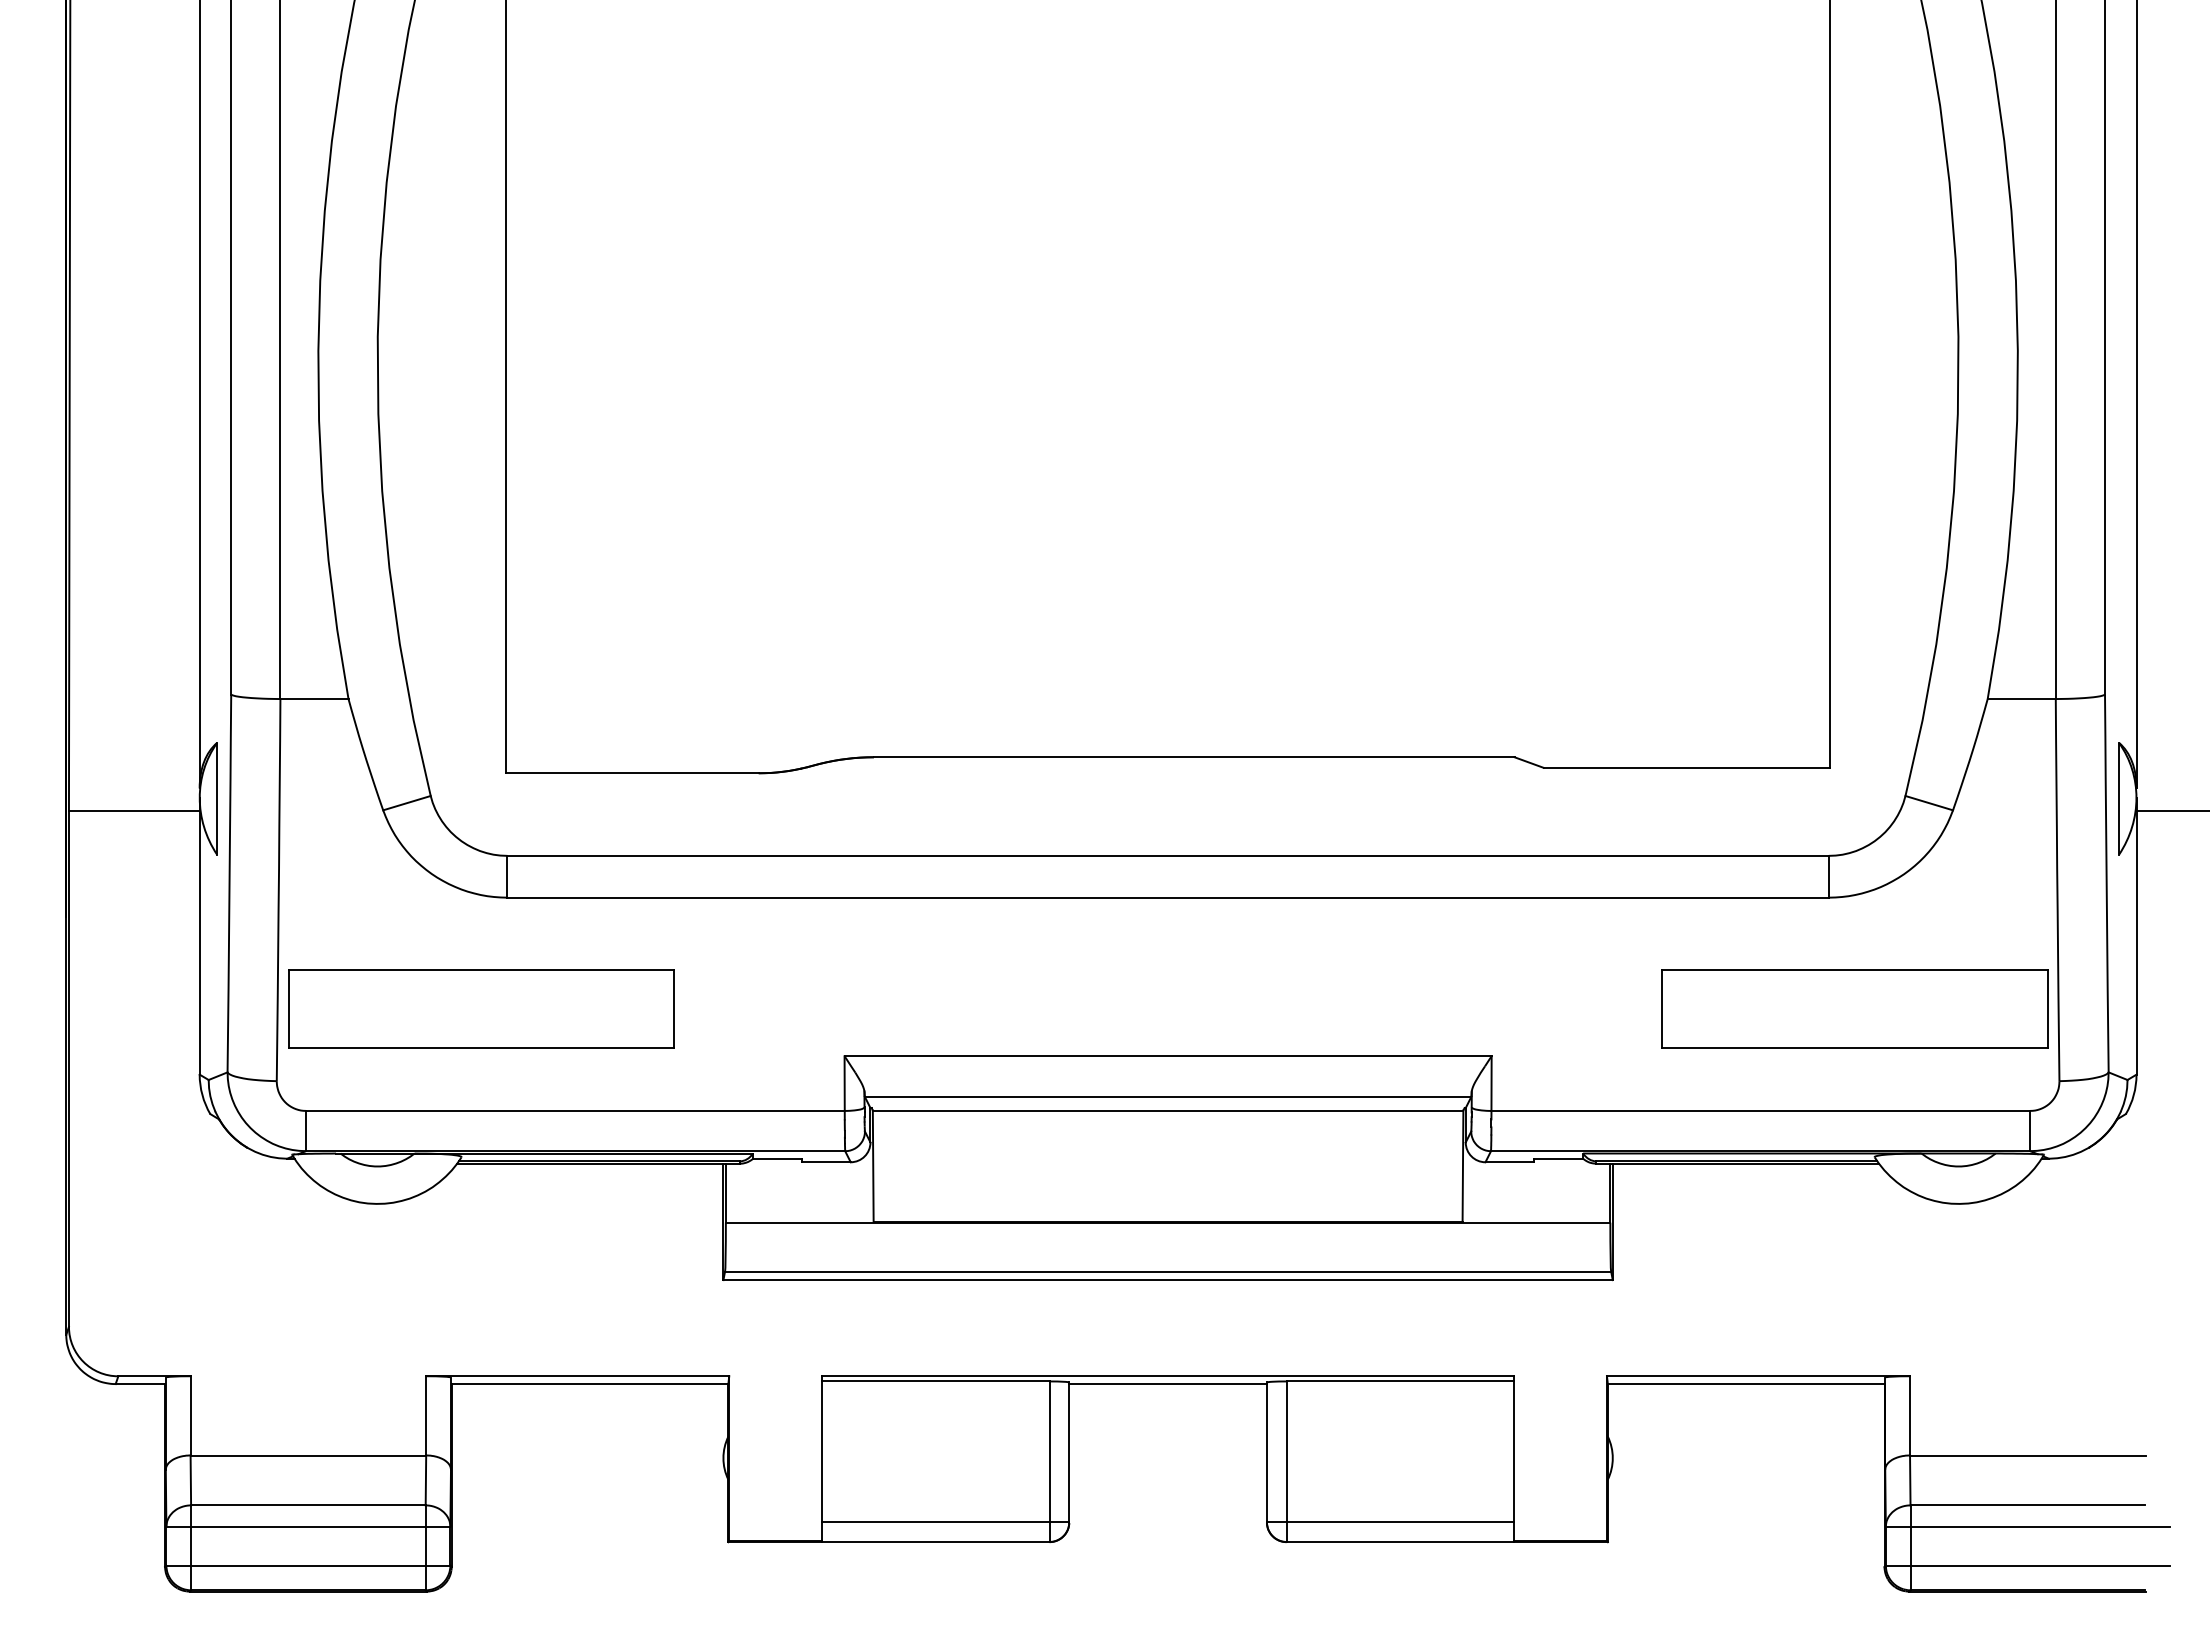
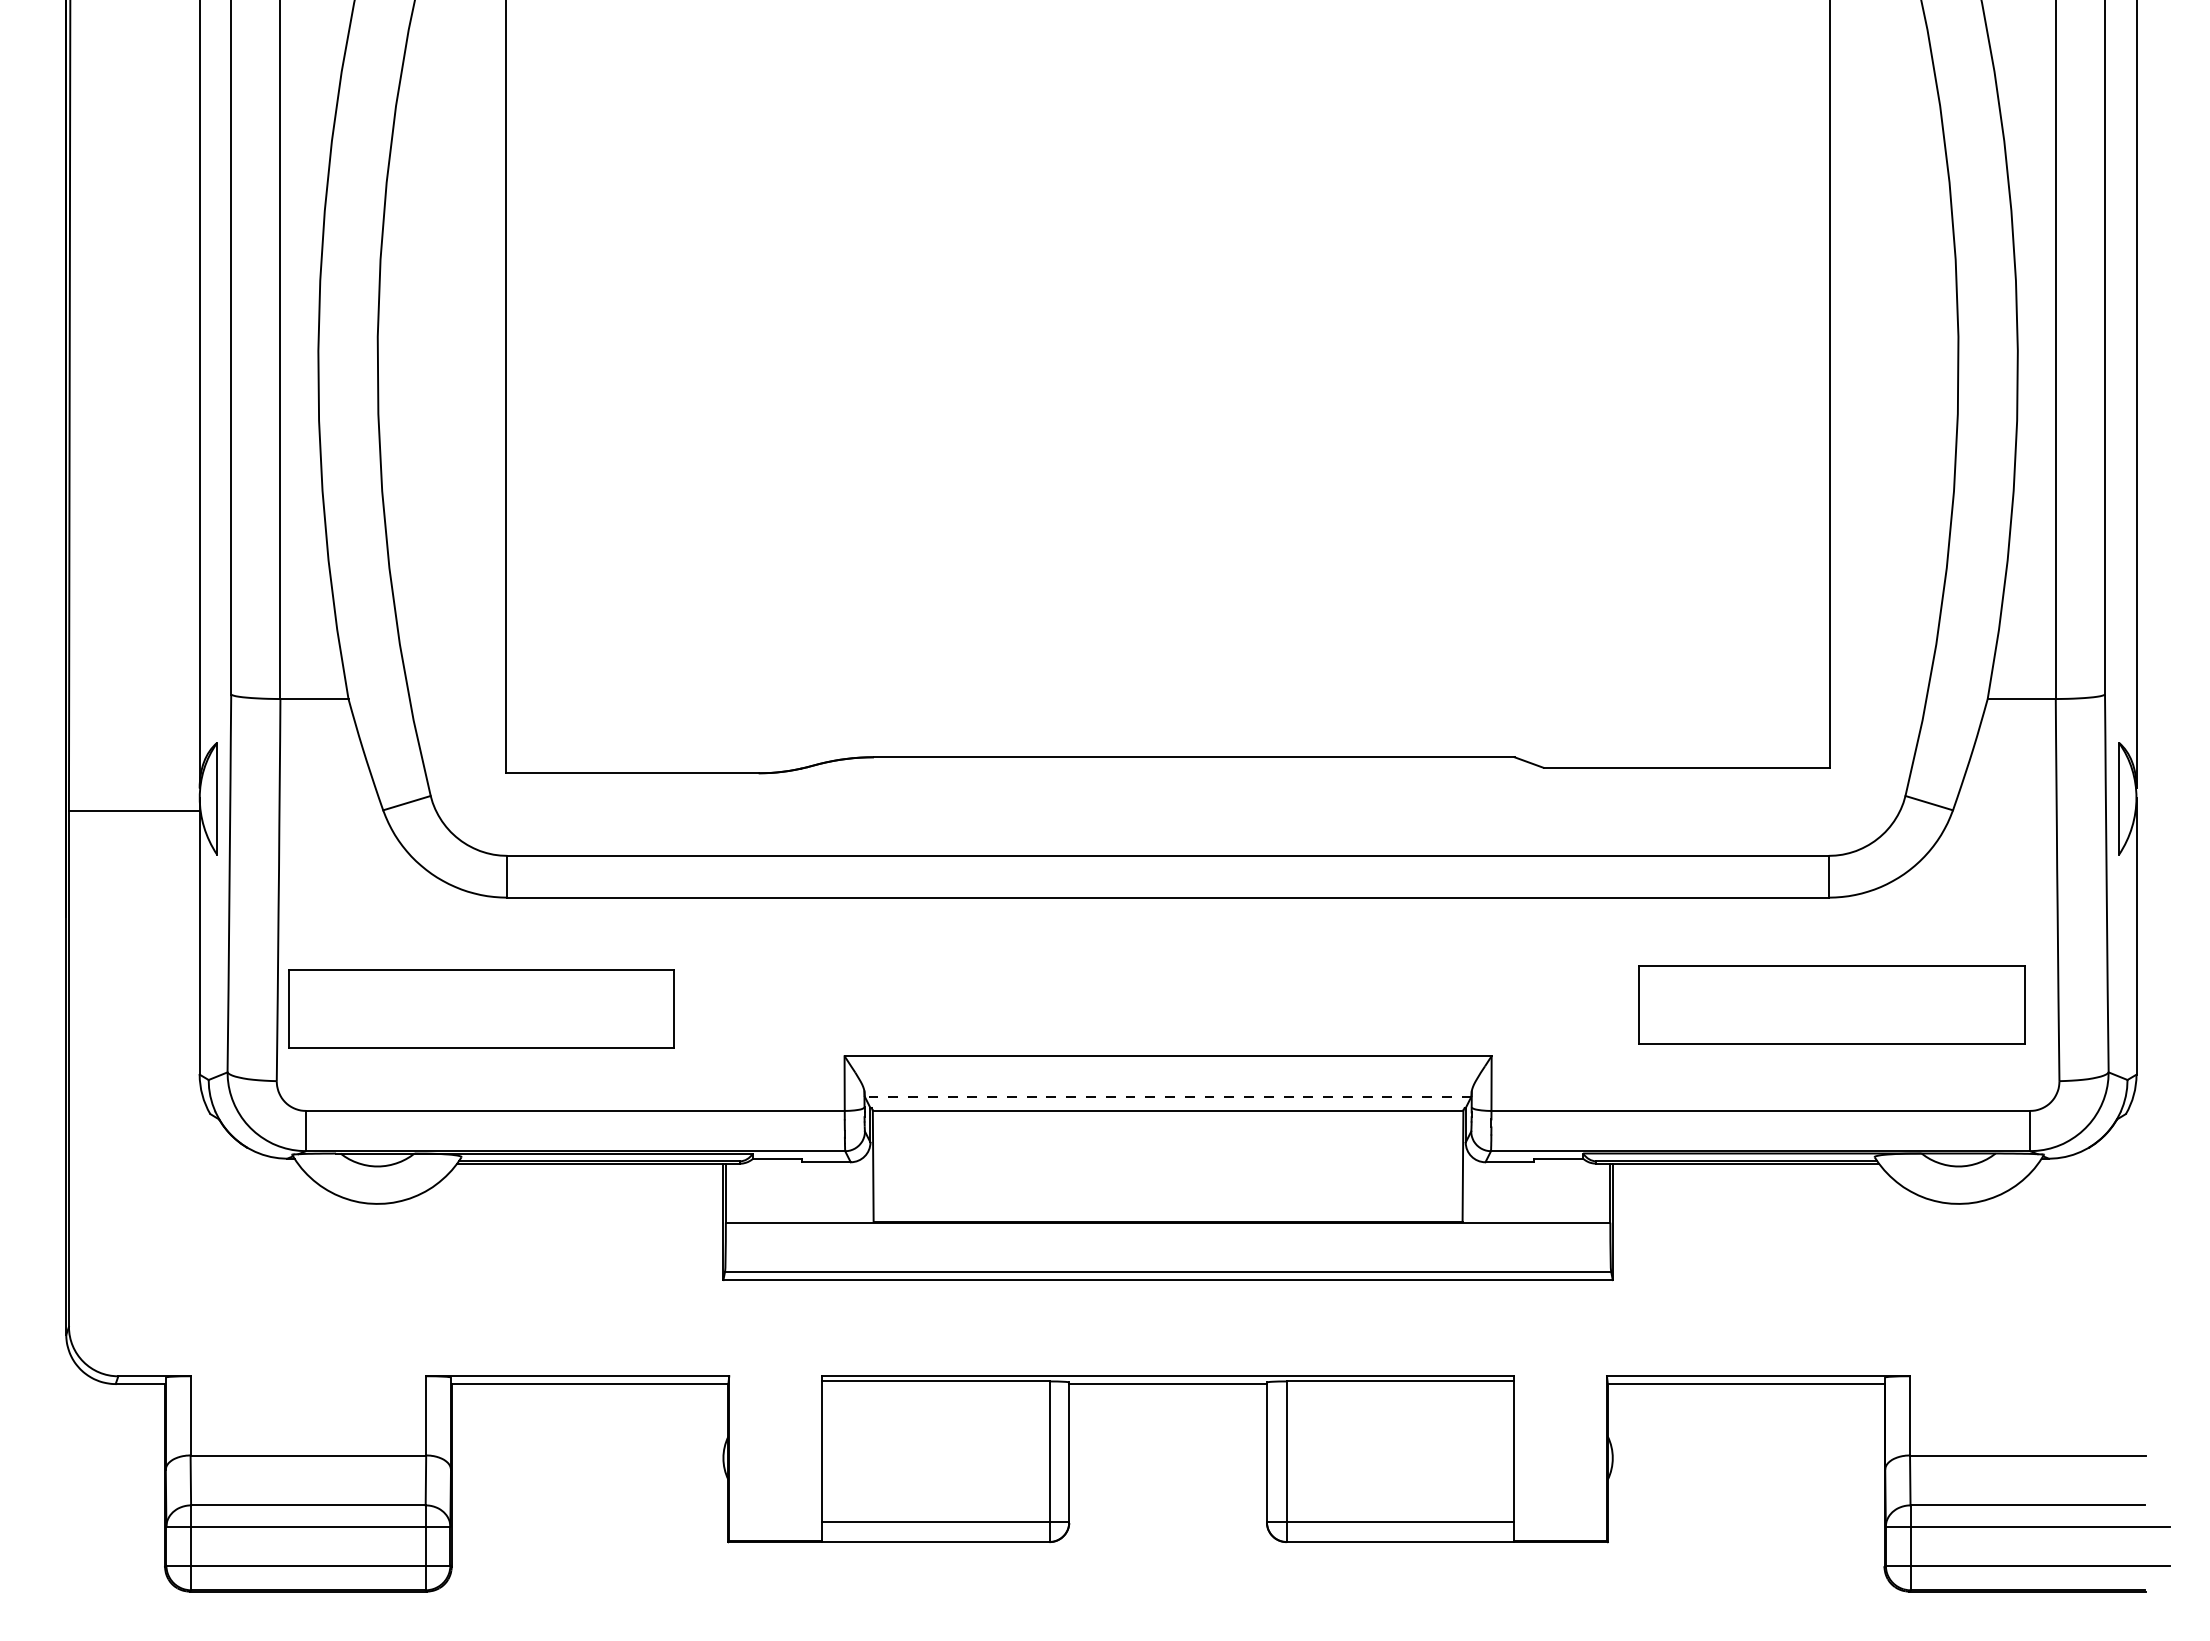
line: present -> none (2171, 810)
part position: (1854, 1008) -> (1831, 1004) (1831, 1004)
line: solid -> dashed (1167, 1096)
